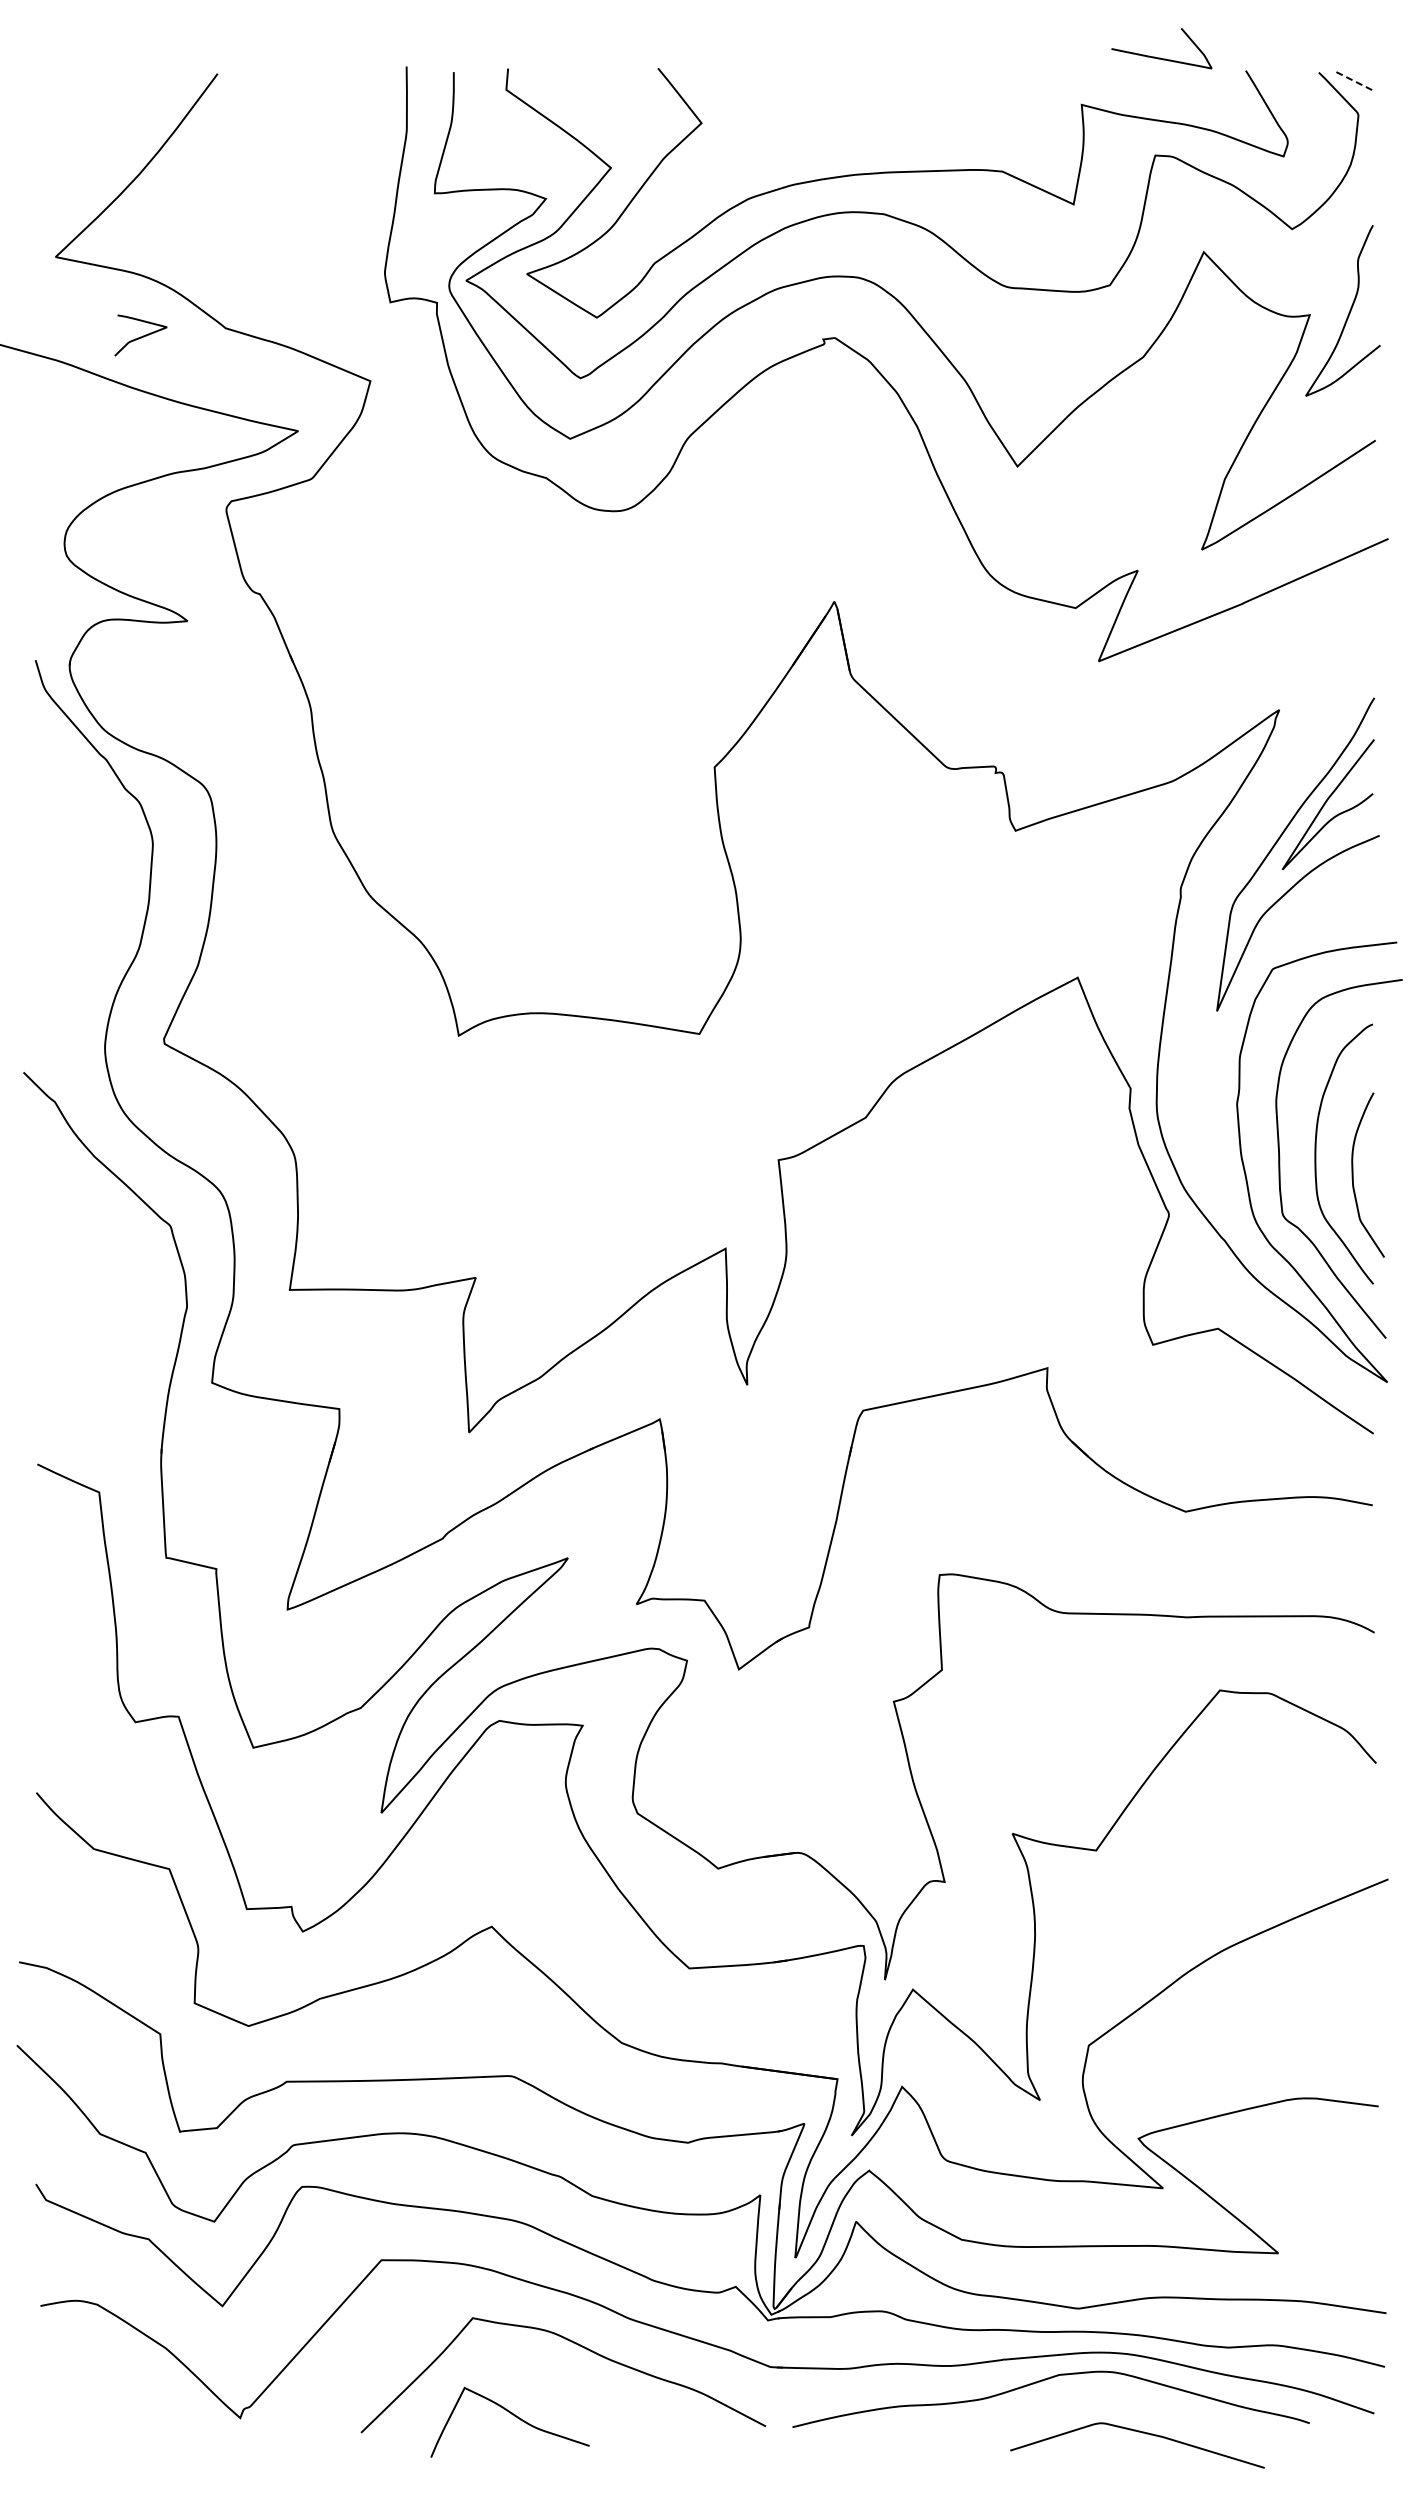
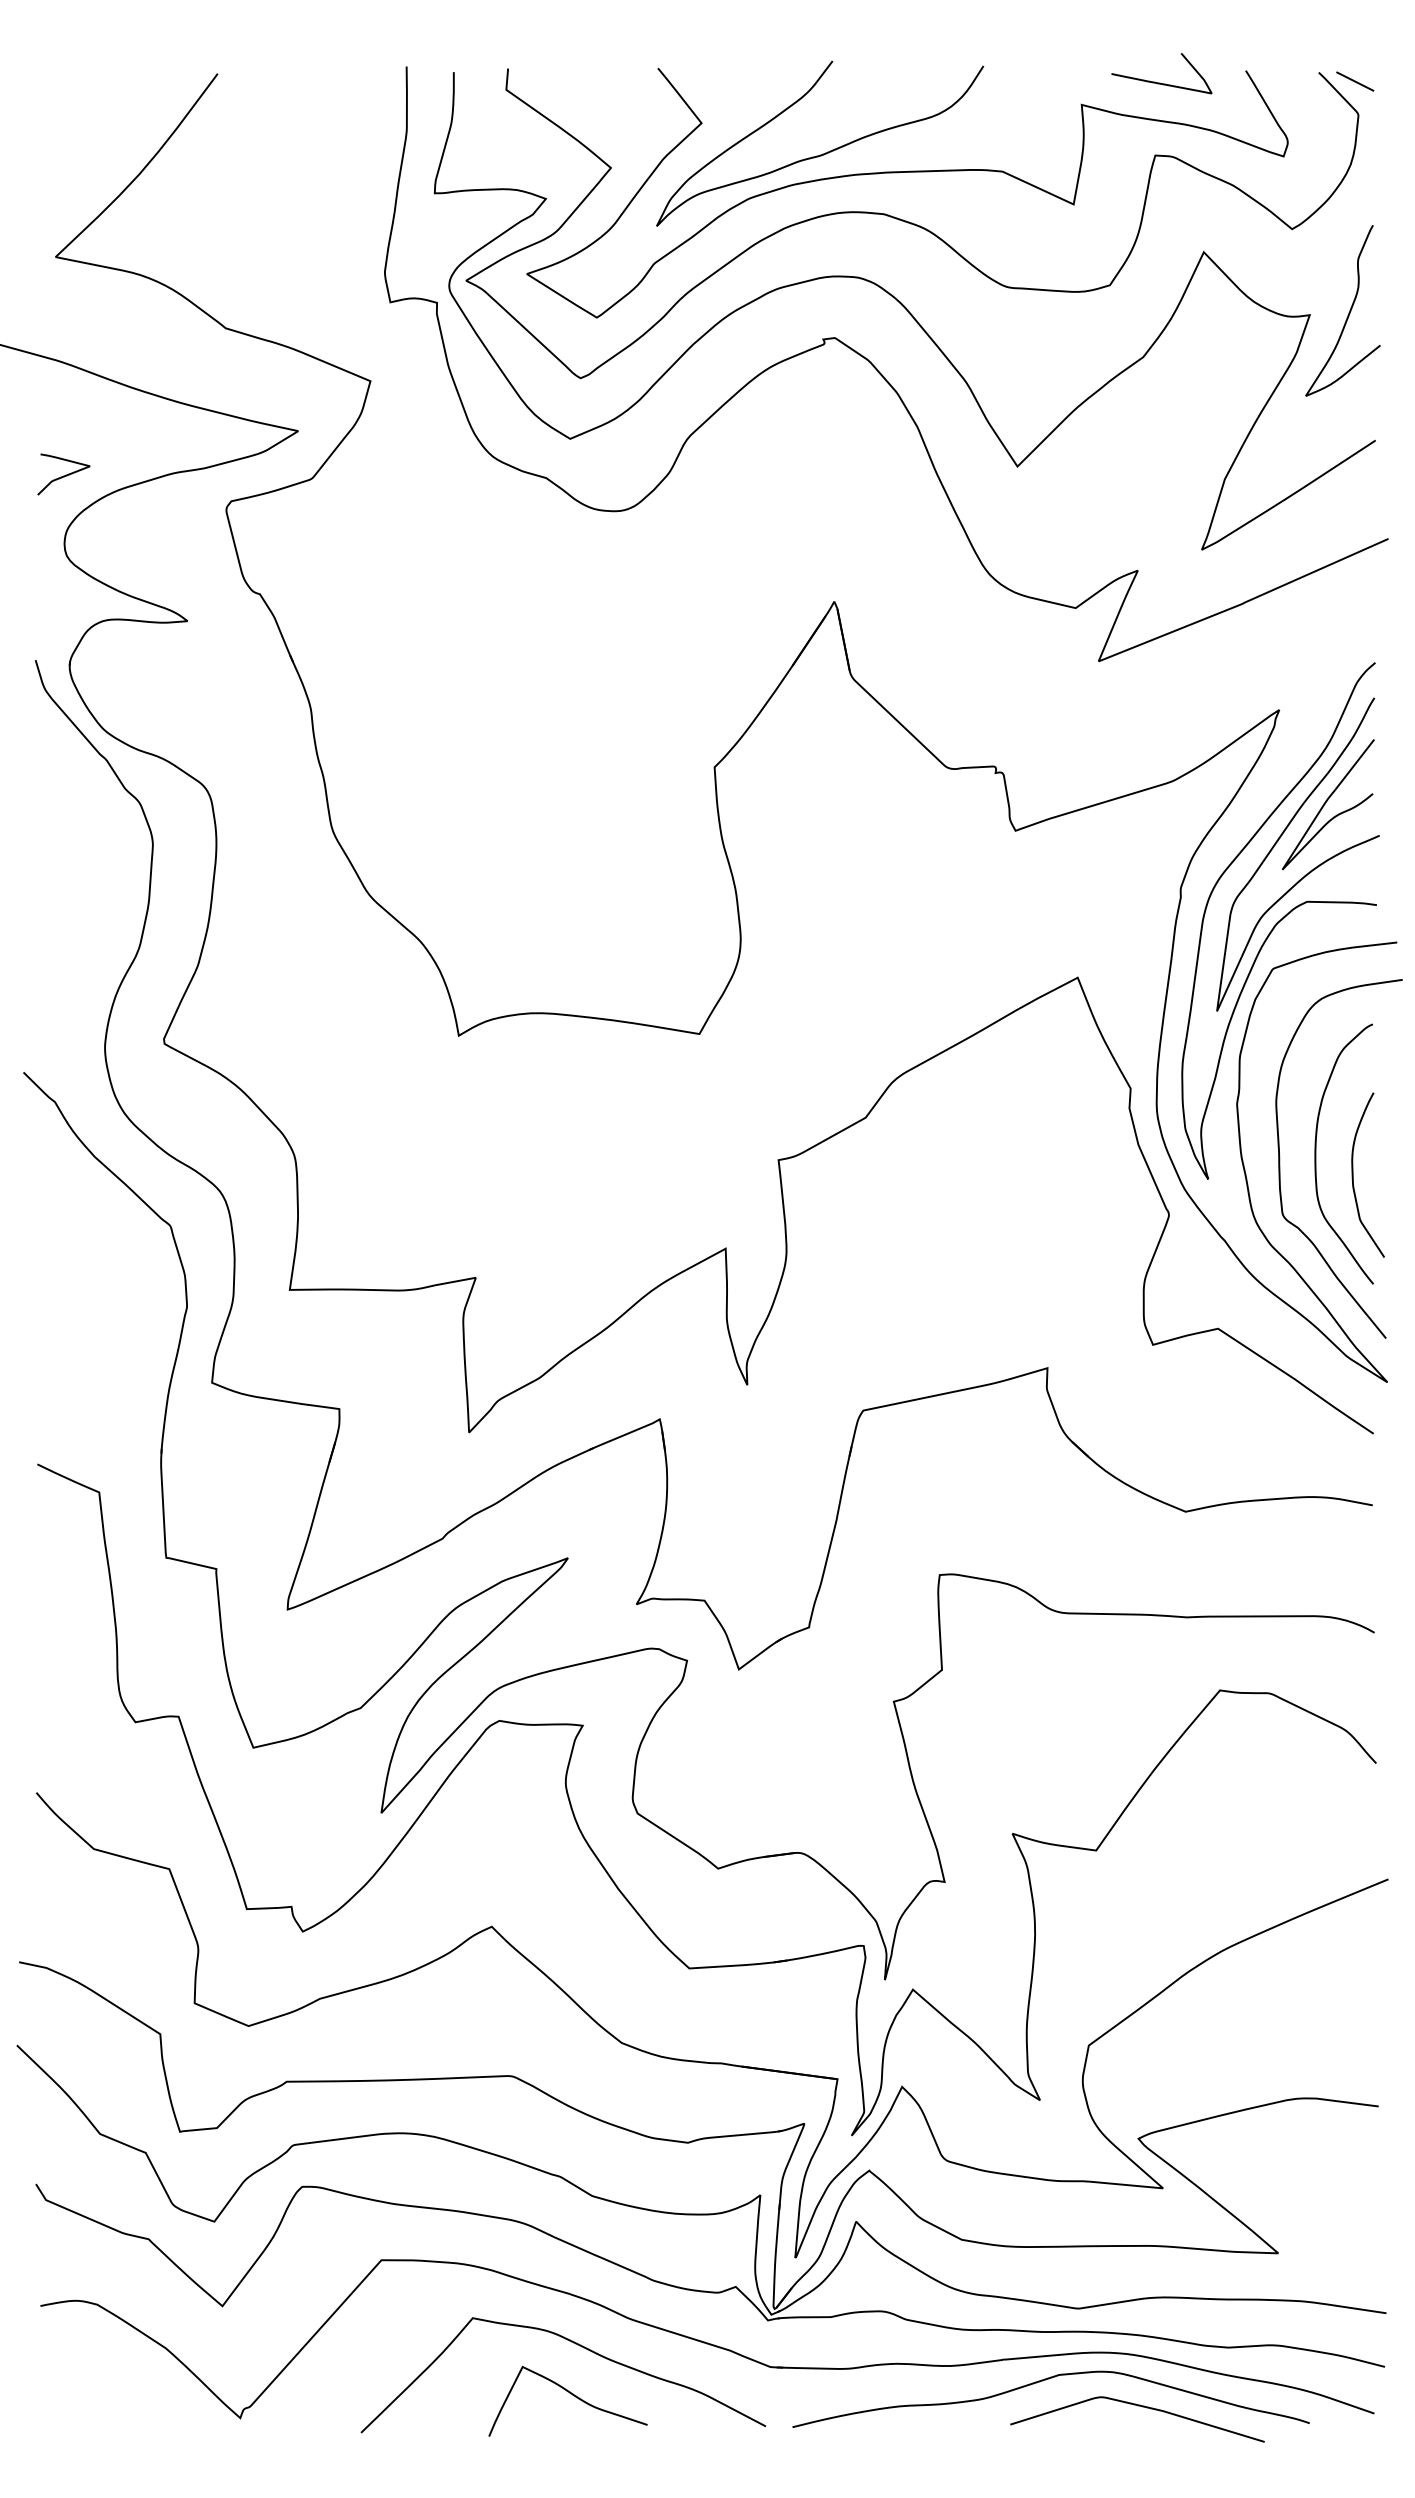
curve position: (1160, 57) -> (1160, 82) (1160, 82)
line: dashed -> solid (1355, 81)
curve: none -> present (825, 152)
curve position: (140, 336) -> (63, 475) (63, 475)
curve: none -> present (1279, 920)
curve position: (514, 2416) -> (572, 2395) (572, 2395)
curve position: (1142, 2433) -> (1142, 2407) (1142, 2407)
